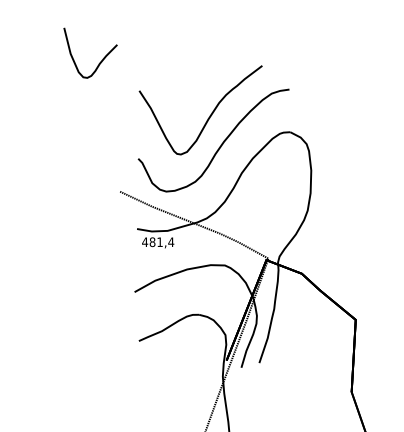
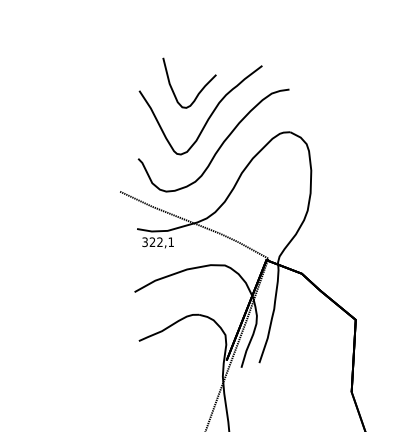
curve position: (102, 58) -> (201, 88) (201, 88)
text: 481,4 -> 322,1 (158, 242)
